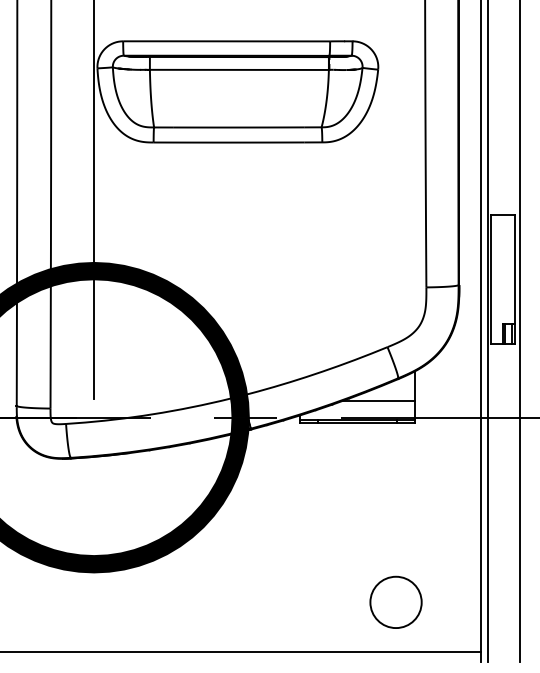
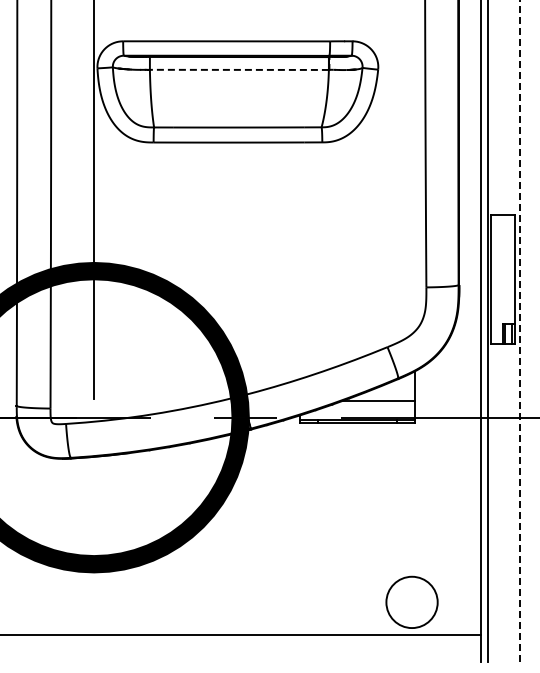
line: solid -> dashed (238, 69)
line: solid -> dashed (519, 331)
circle position: (395, 601) -> (411, 601) (411, 601)
line position: (241, 651) -> (241, 634) (241, 634)
